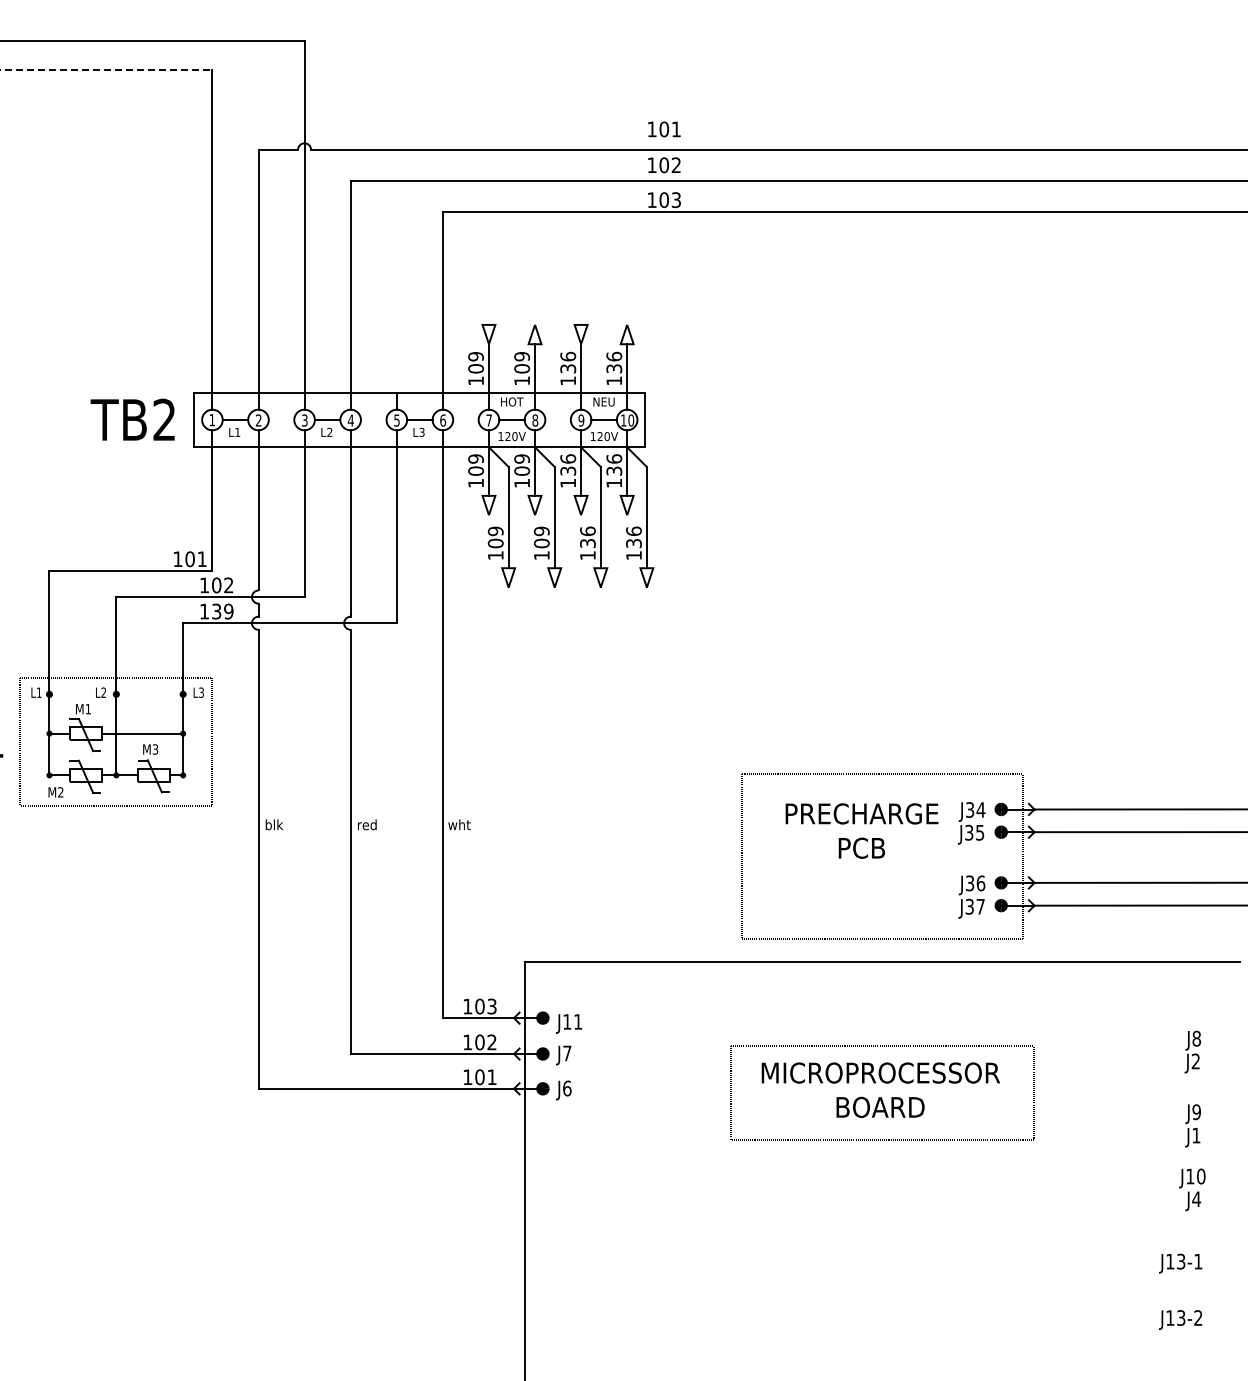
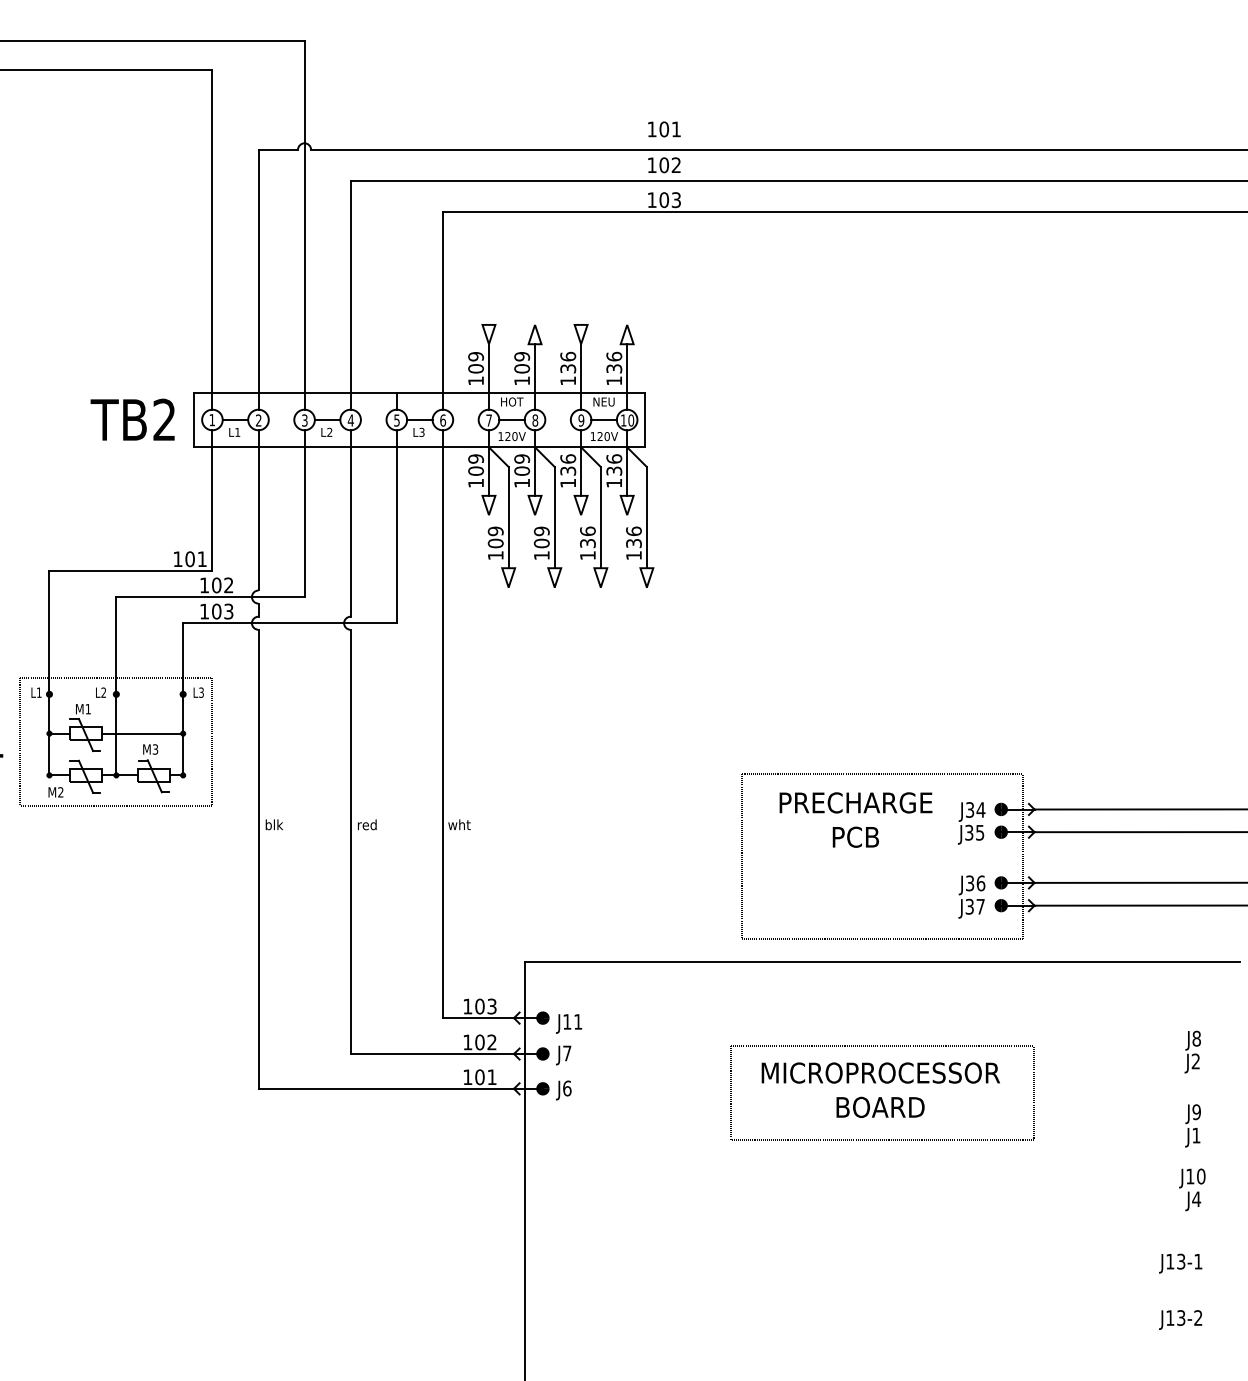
line: dashed -> solid (106, 69)
text: 139 -> 103 (222, 611)
text position: (861, 830) -> (855, 819) (855, 819)
